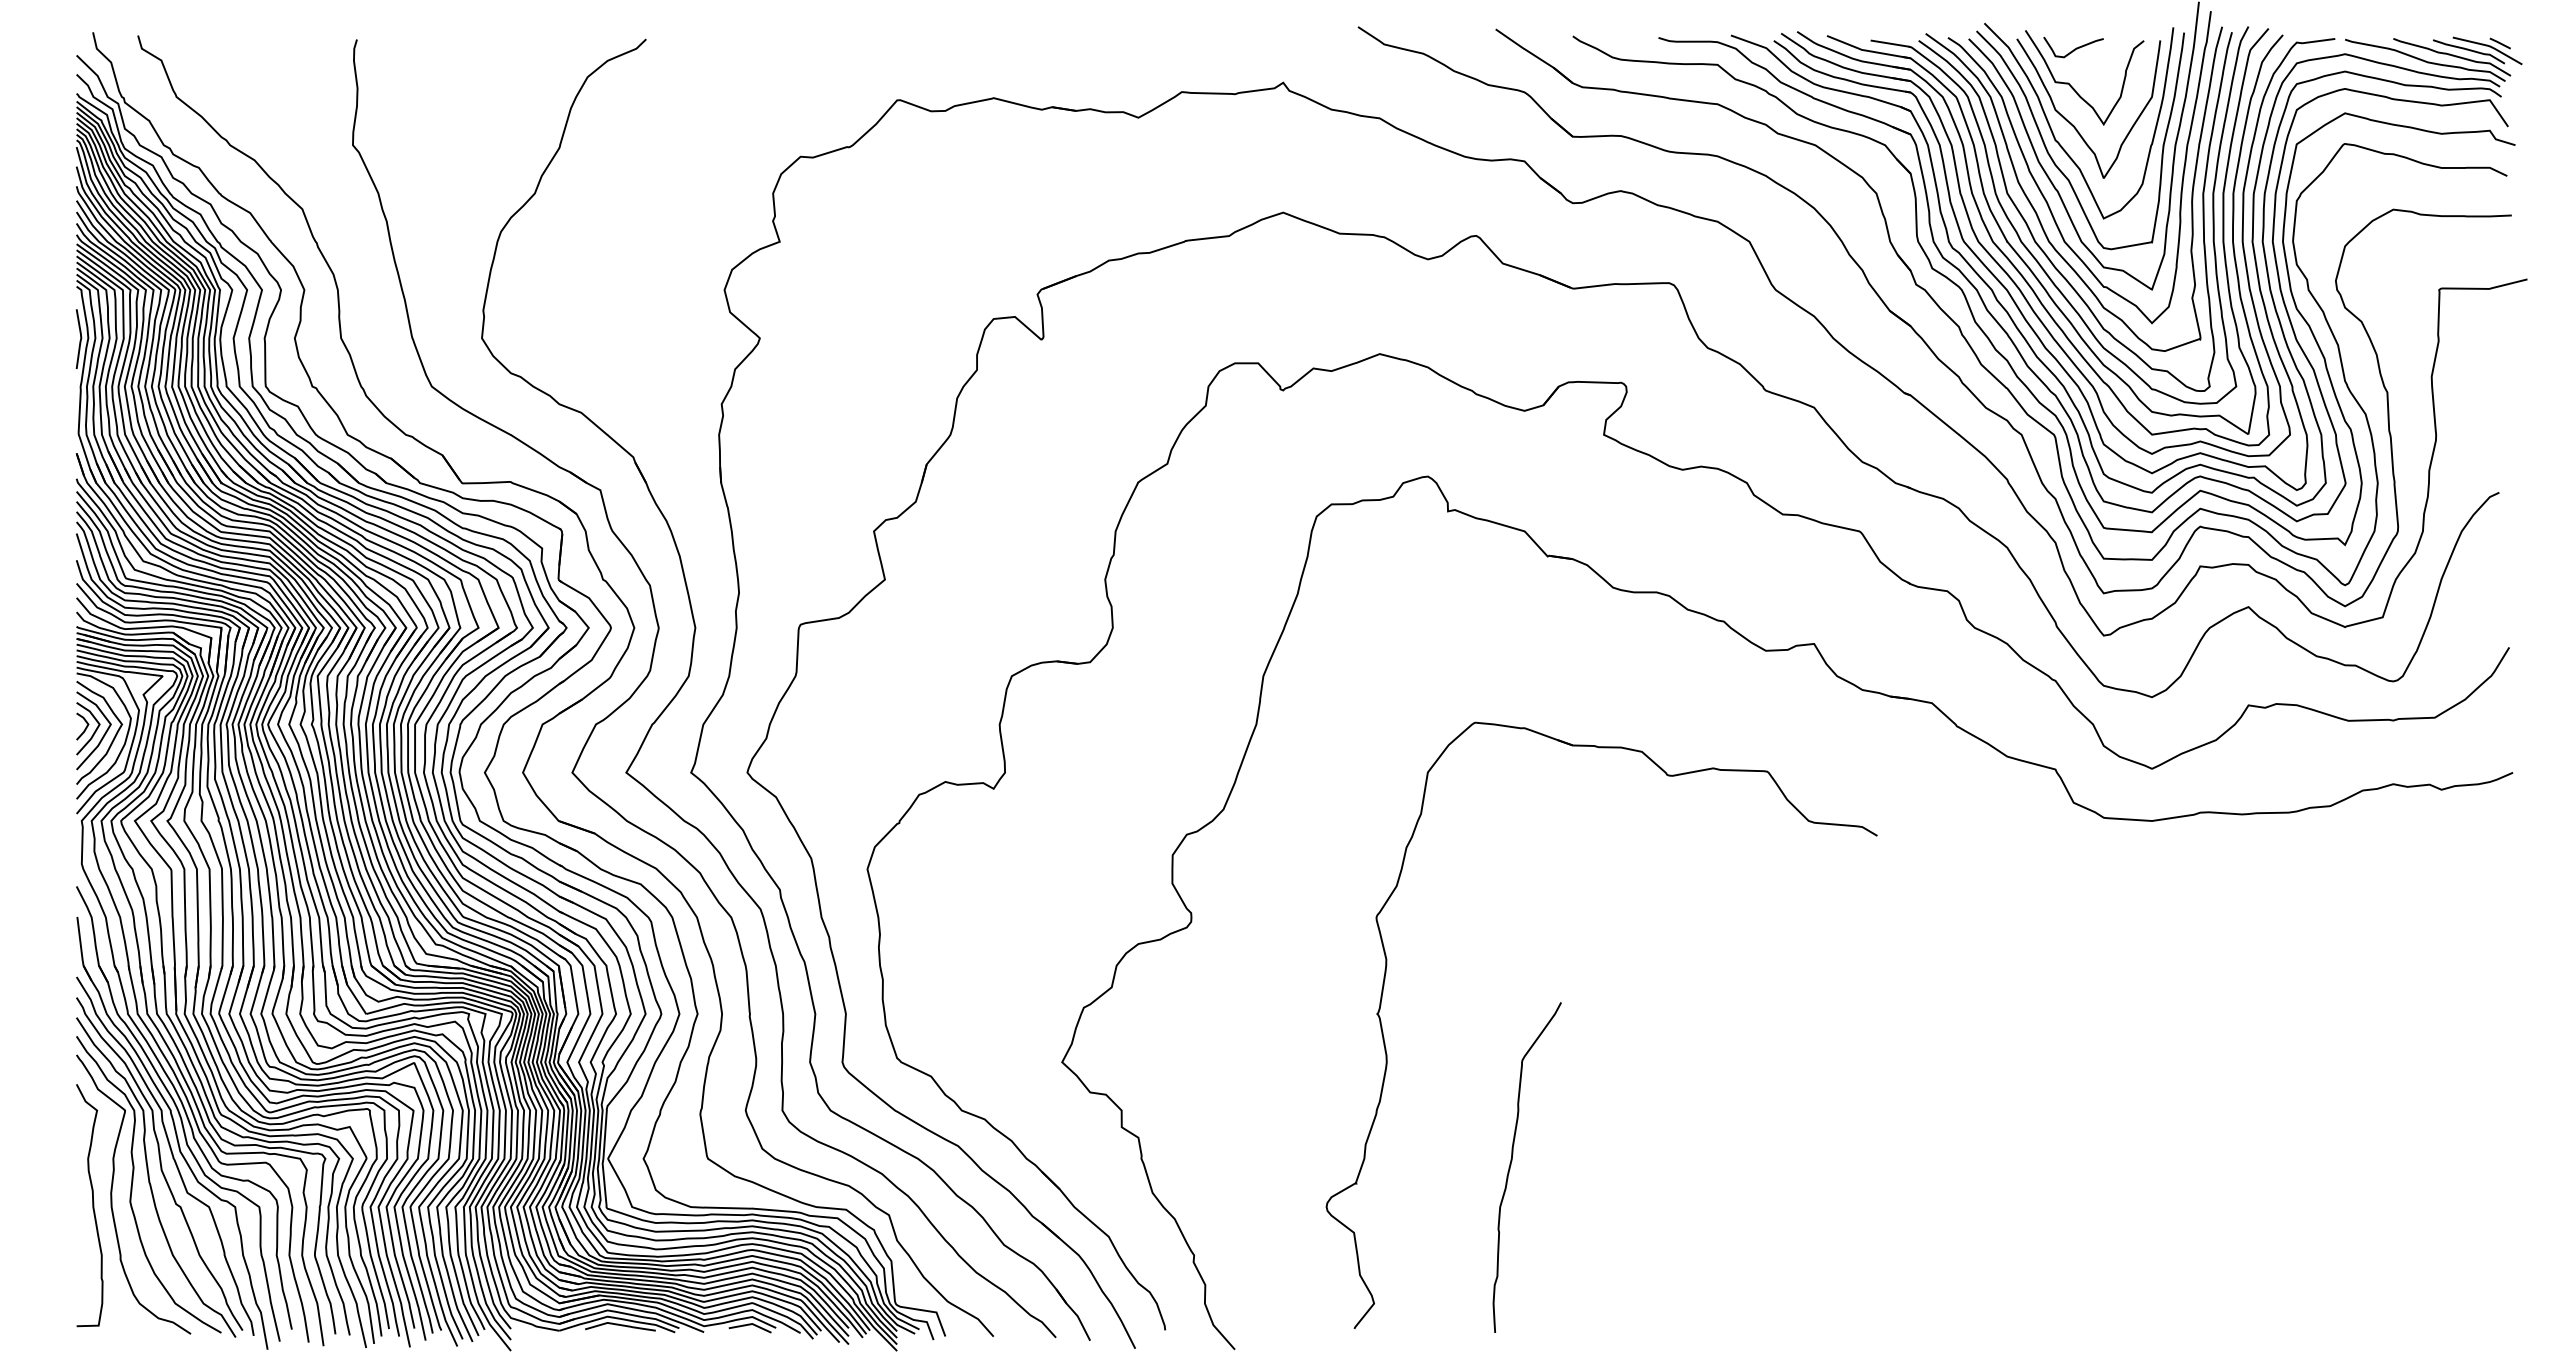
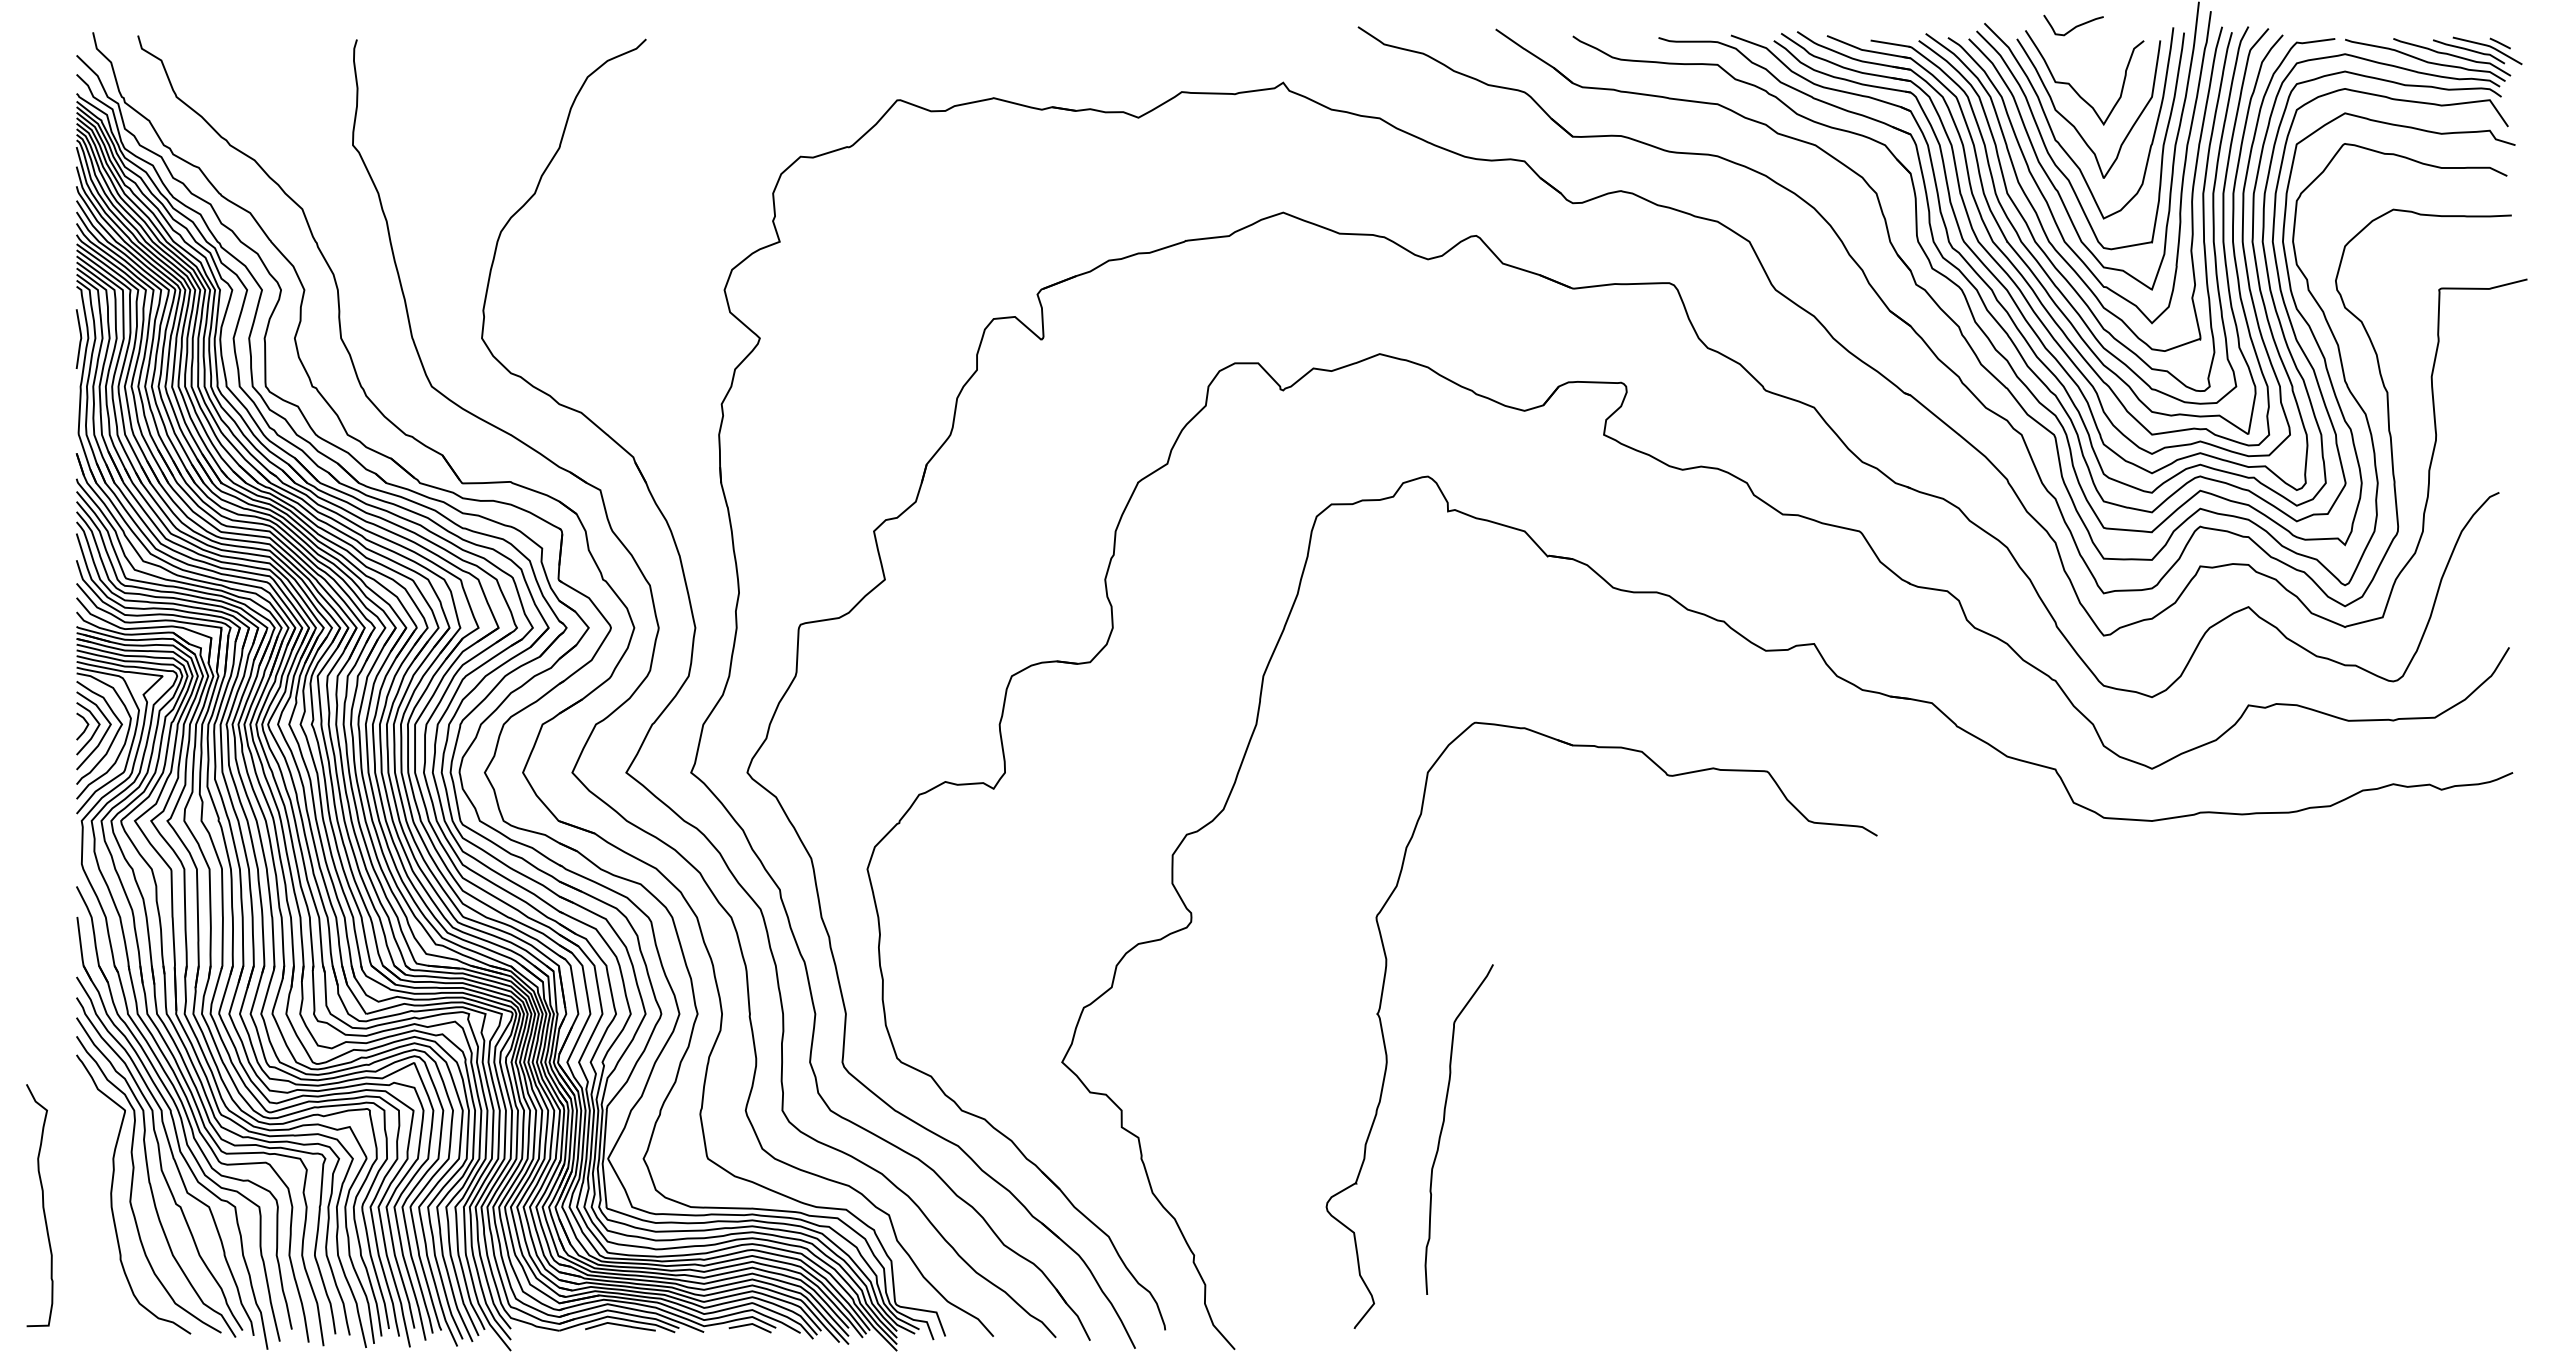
curve position: (2074, 48) -> (2074, 26) (2074, 26)
curve position: (1511, 1165) -> (1443, 1127) (1443, 1127)
curve position: (92, 1205) -> (42, 1205) (42, 1205)
